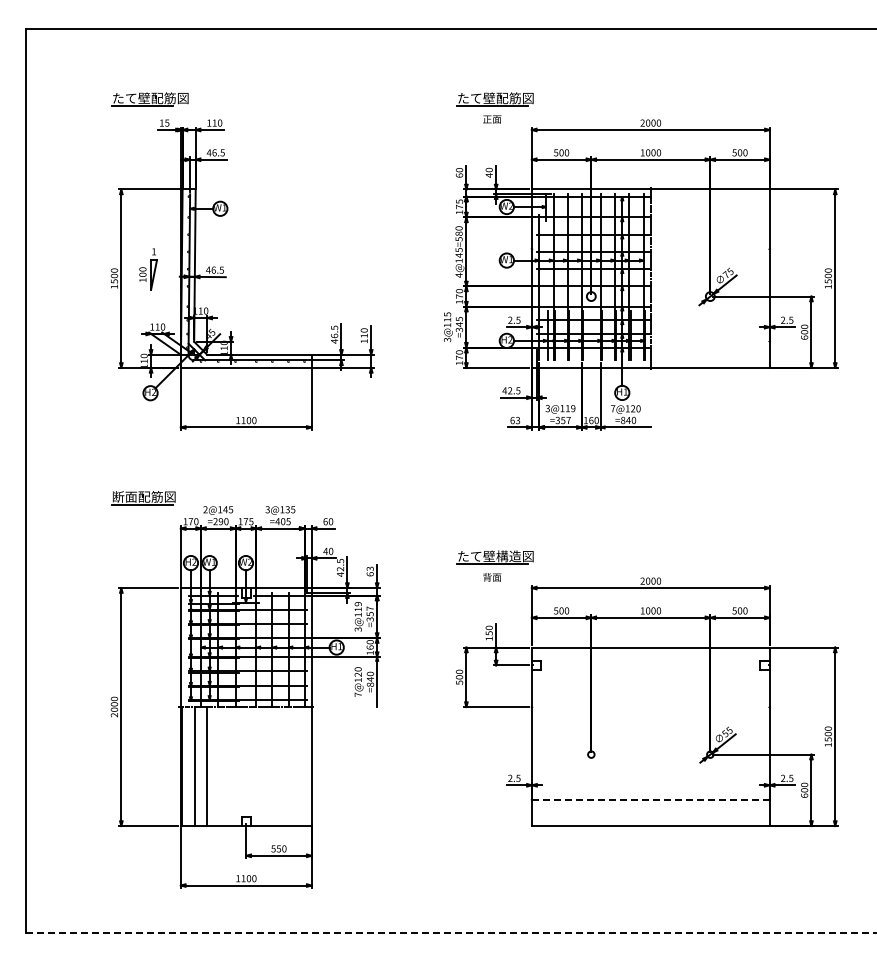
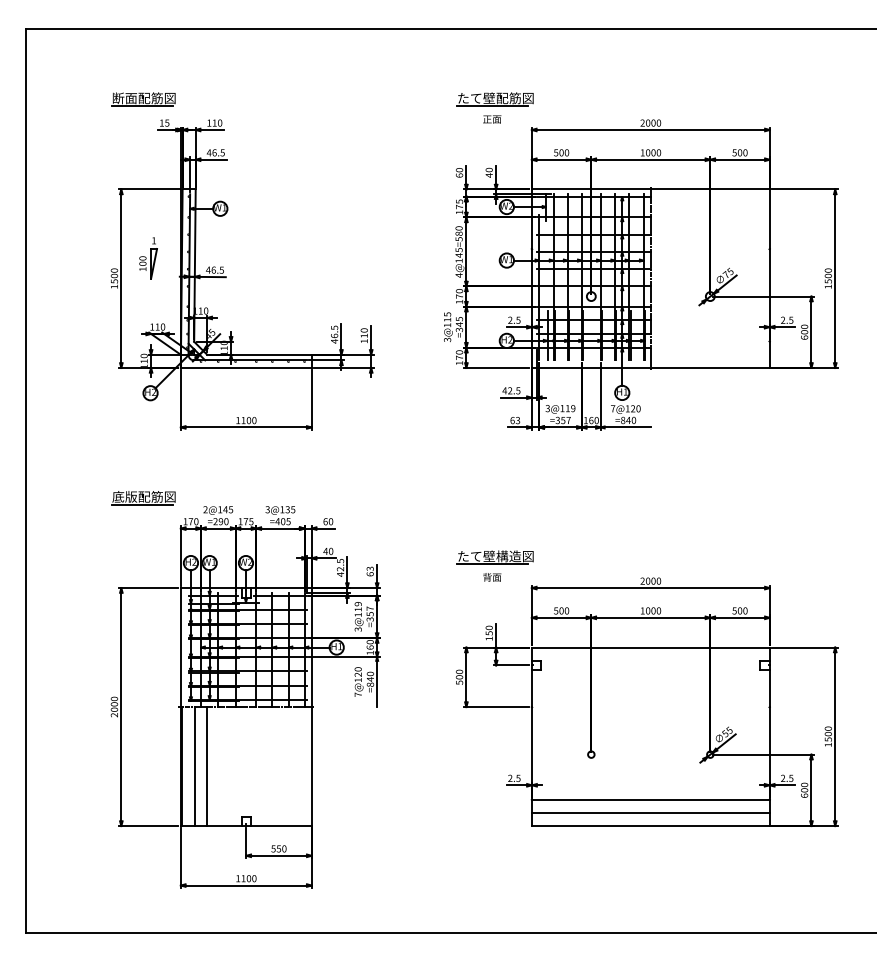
text: たて壁配筋図 -> 断面配筋図 (150, 98)
part position: (148, 269) -> (148, 258) (148, 258)
text: 断面配筋図 -> 底版配筋図 (124, 496)
line: dashed -> solid (650, 799)
line: none -> present (650, 812)
line: dashed -> solid (451, 933)
